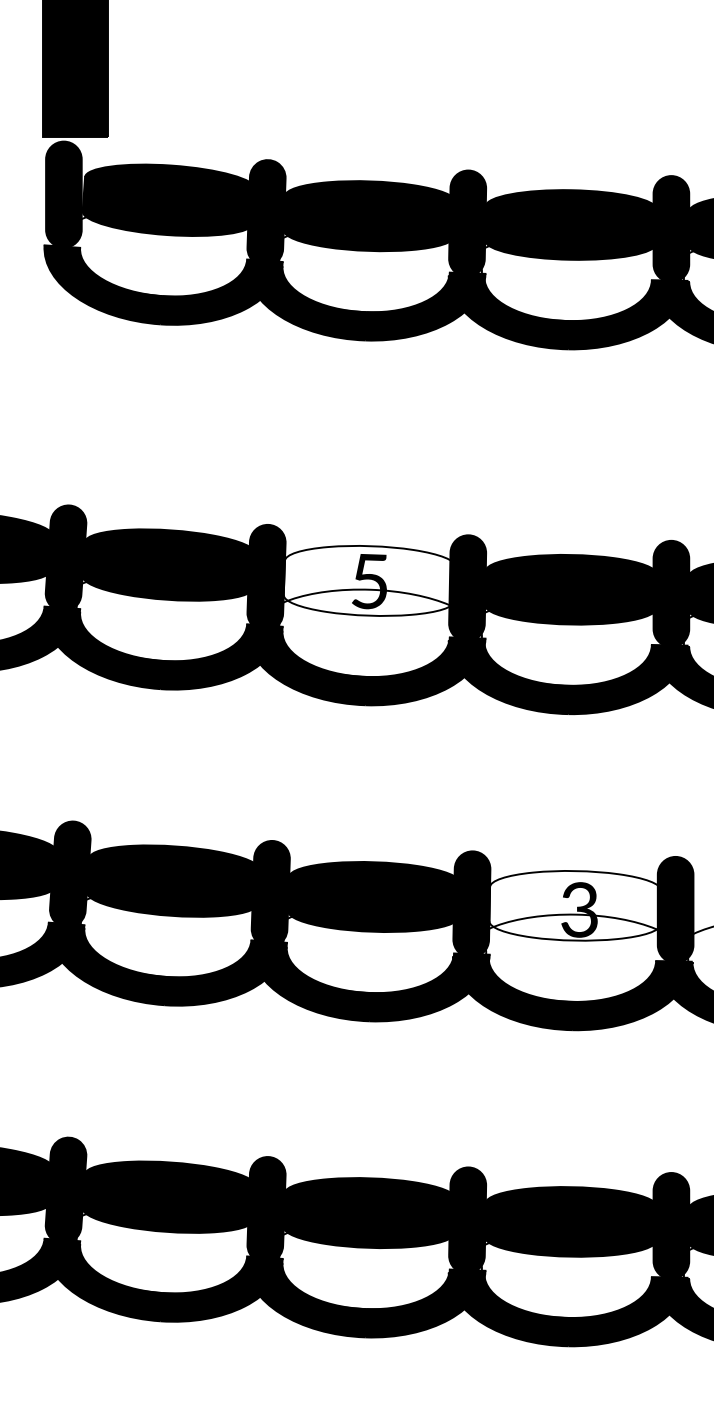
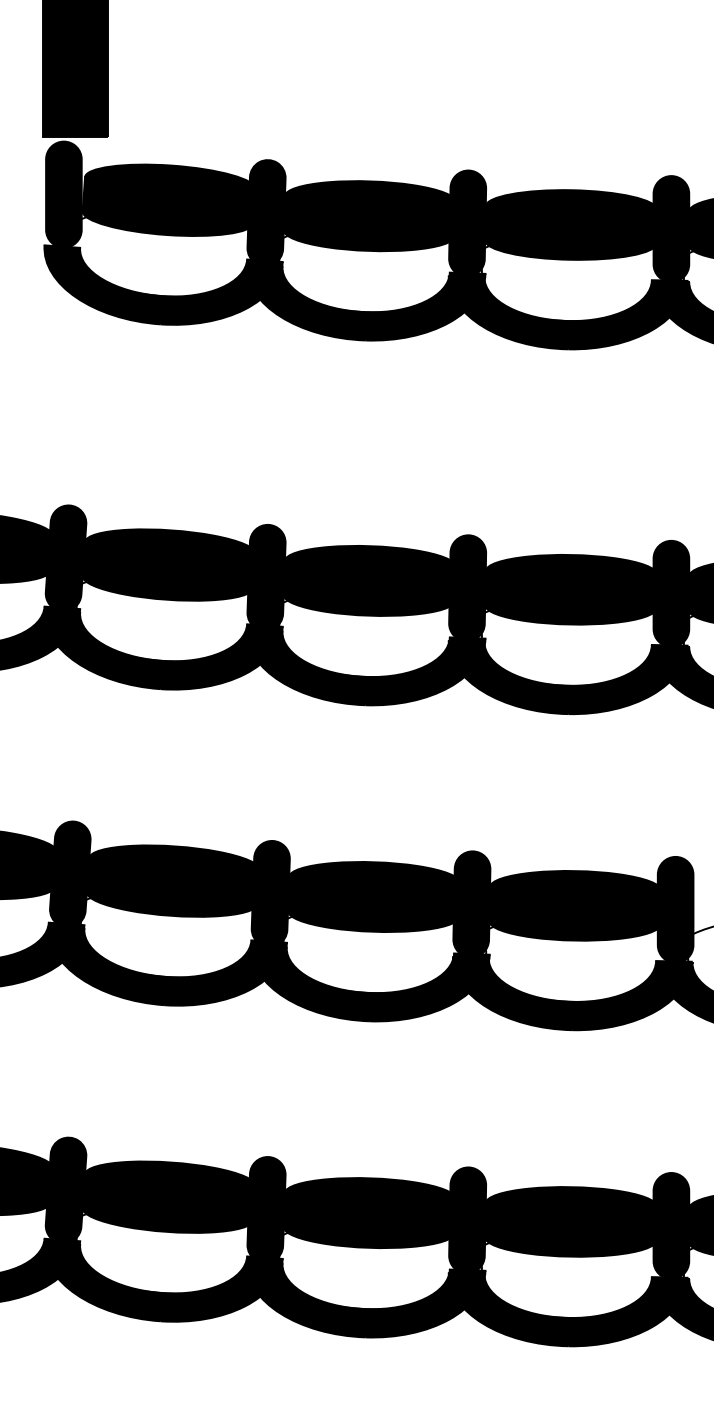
fill: none -> present (369, 580)
fill: none -> present (575, 905)
